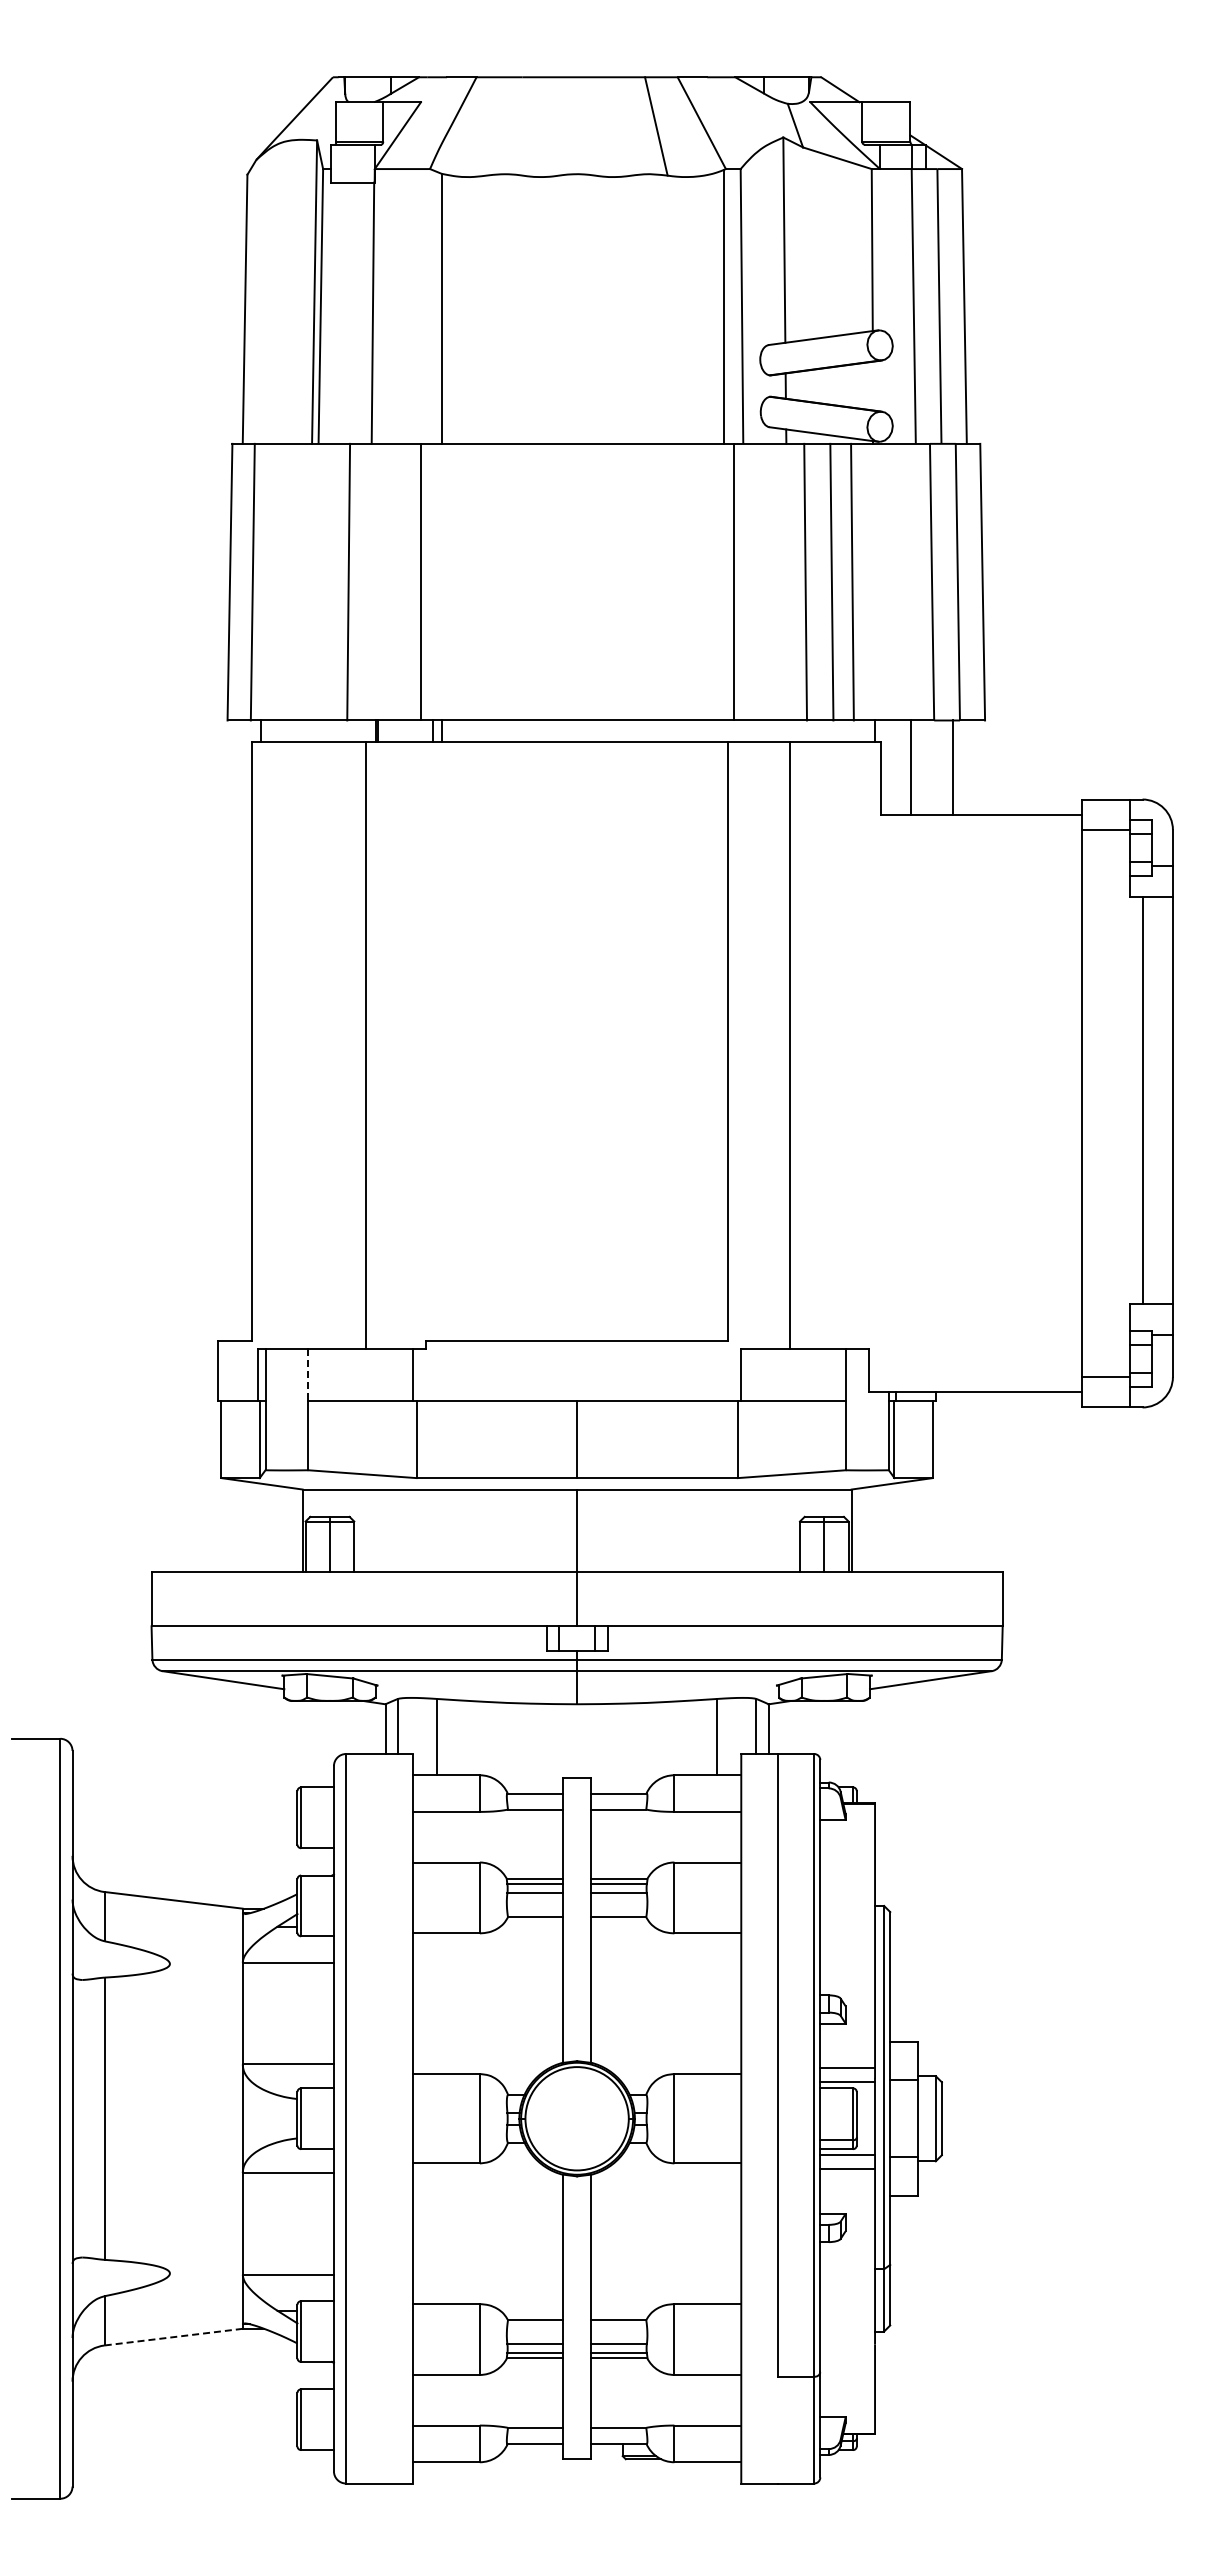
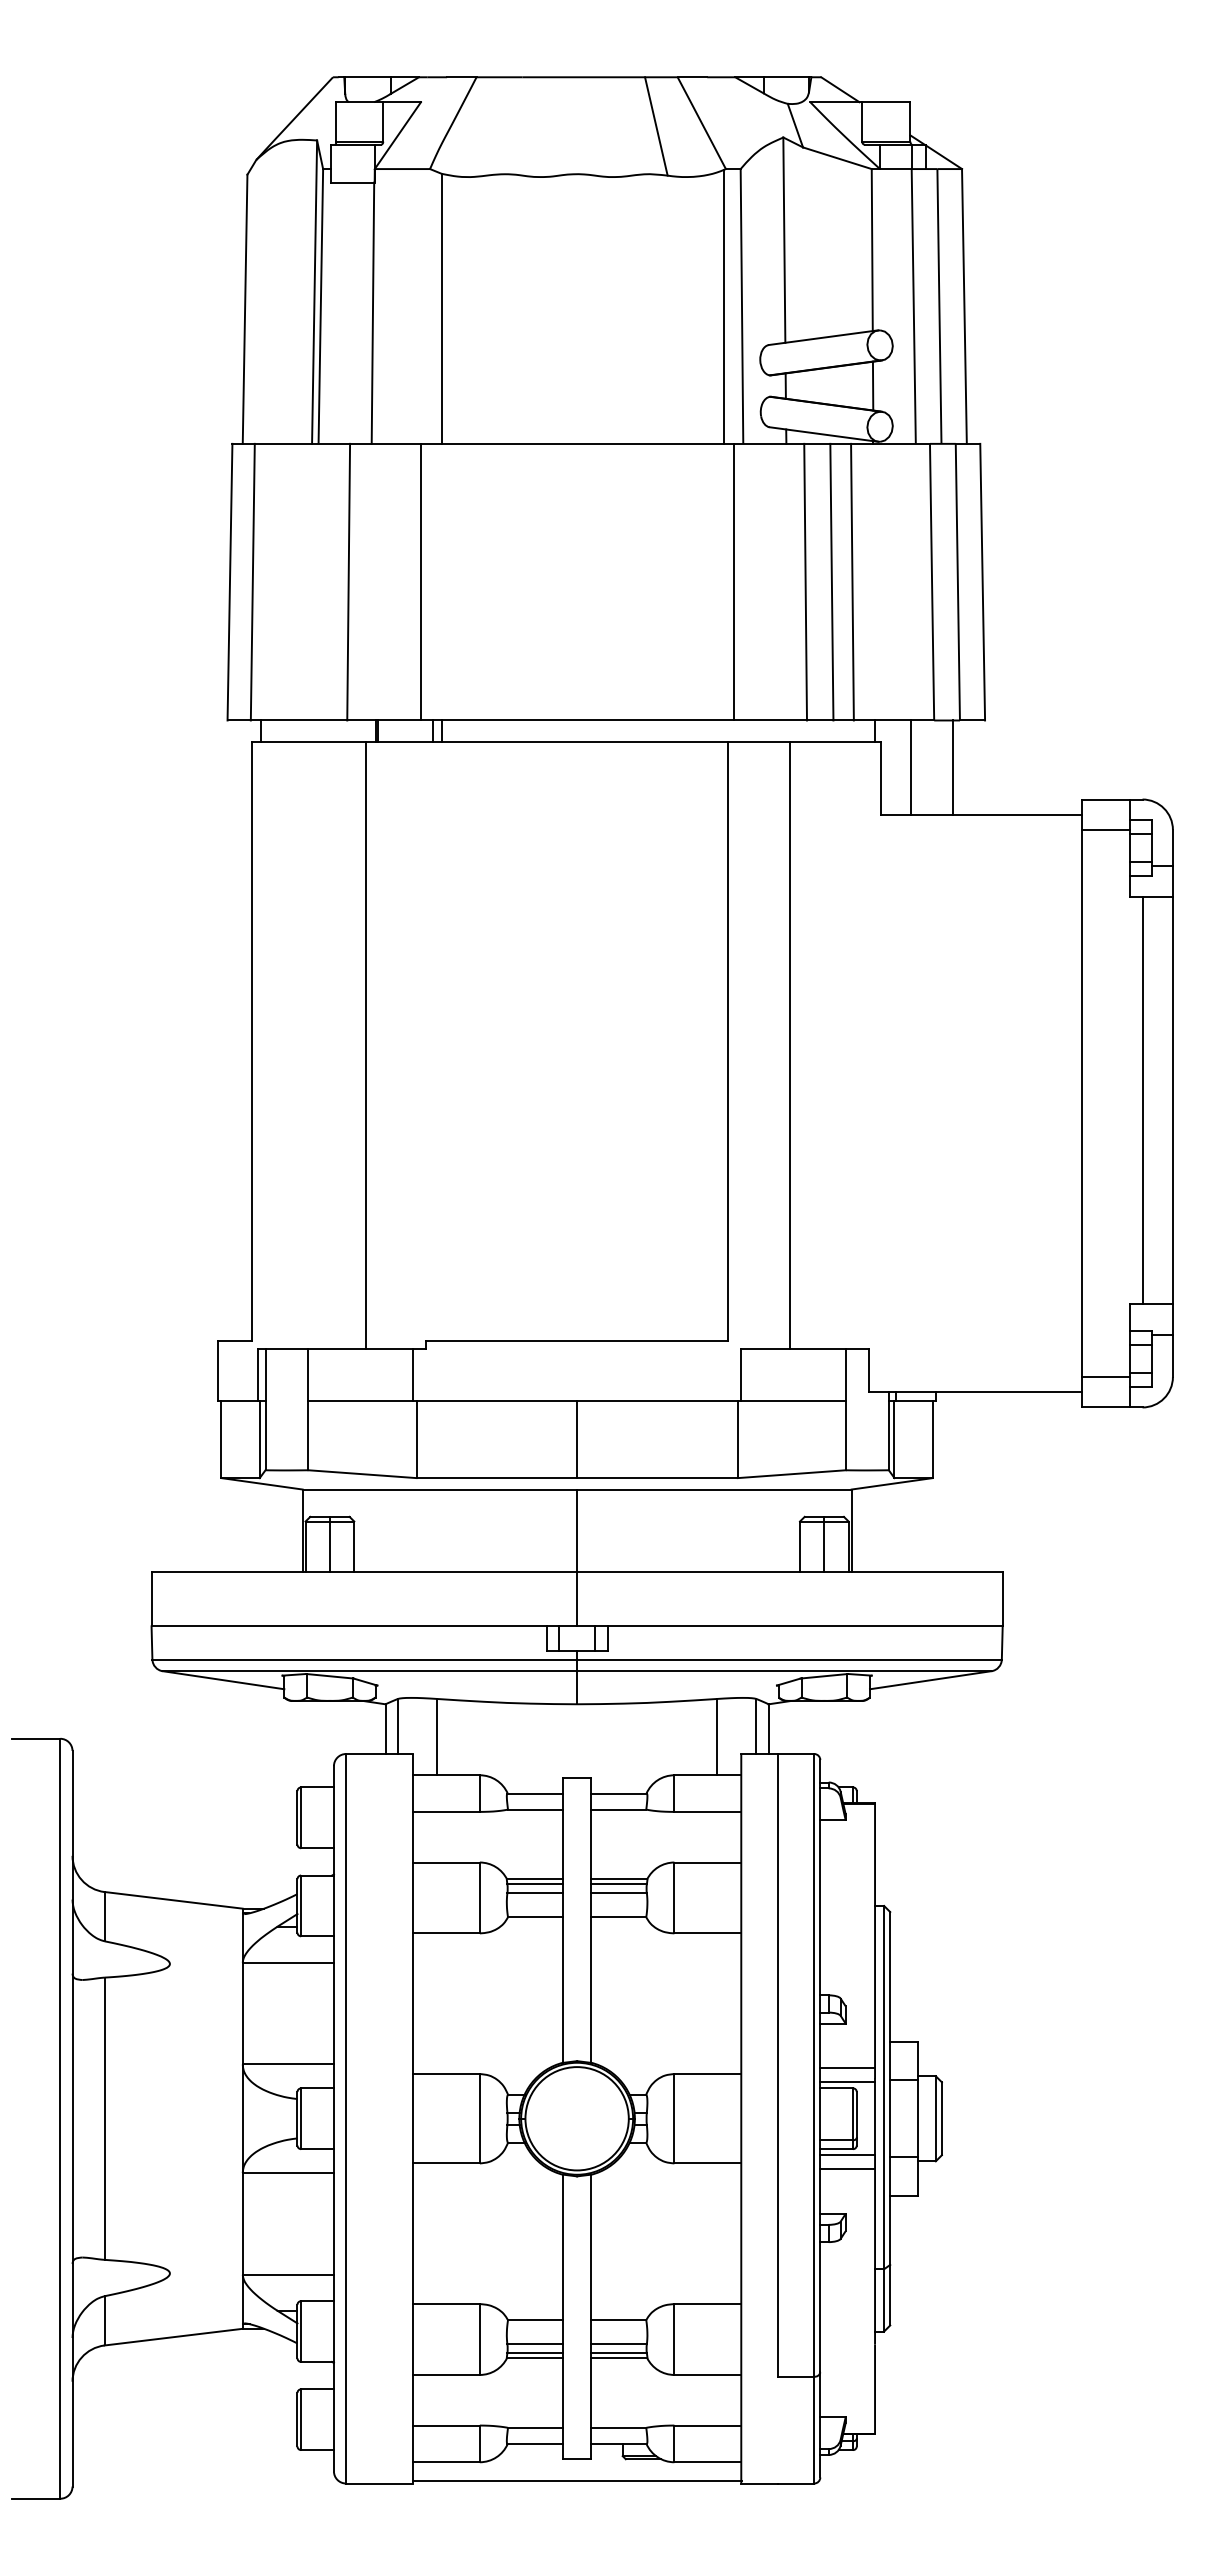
line: none -> present (872, 385)
line: dashed -> solid (308, 1375)
line: dashed -> solid (173, 2337)
line: none -> present (577, 2480)
